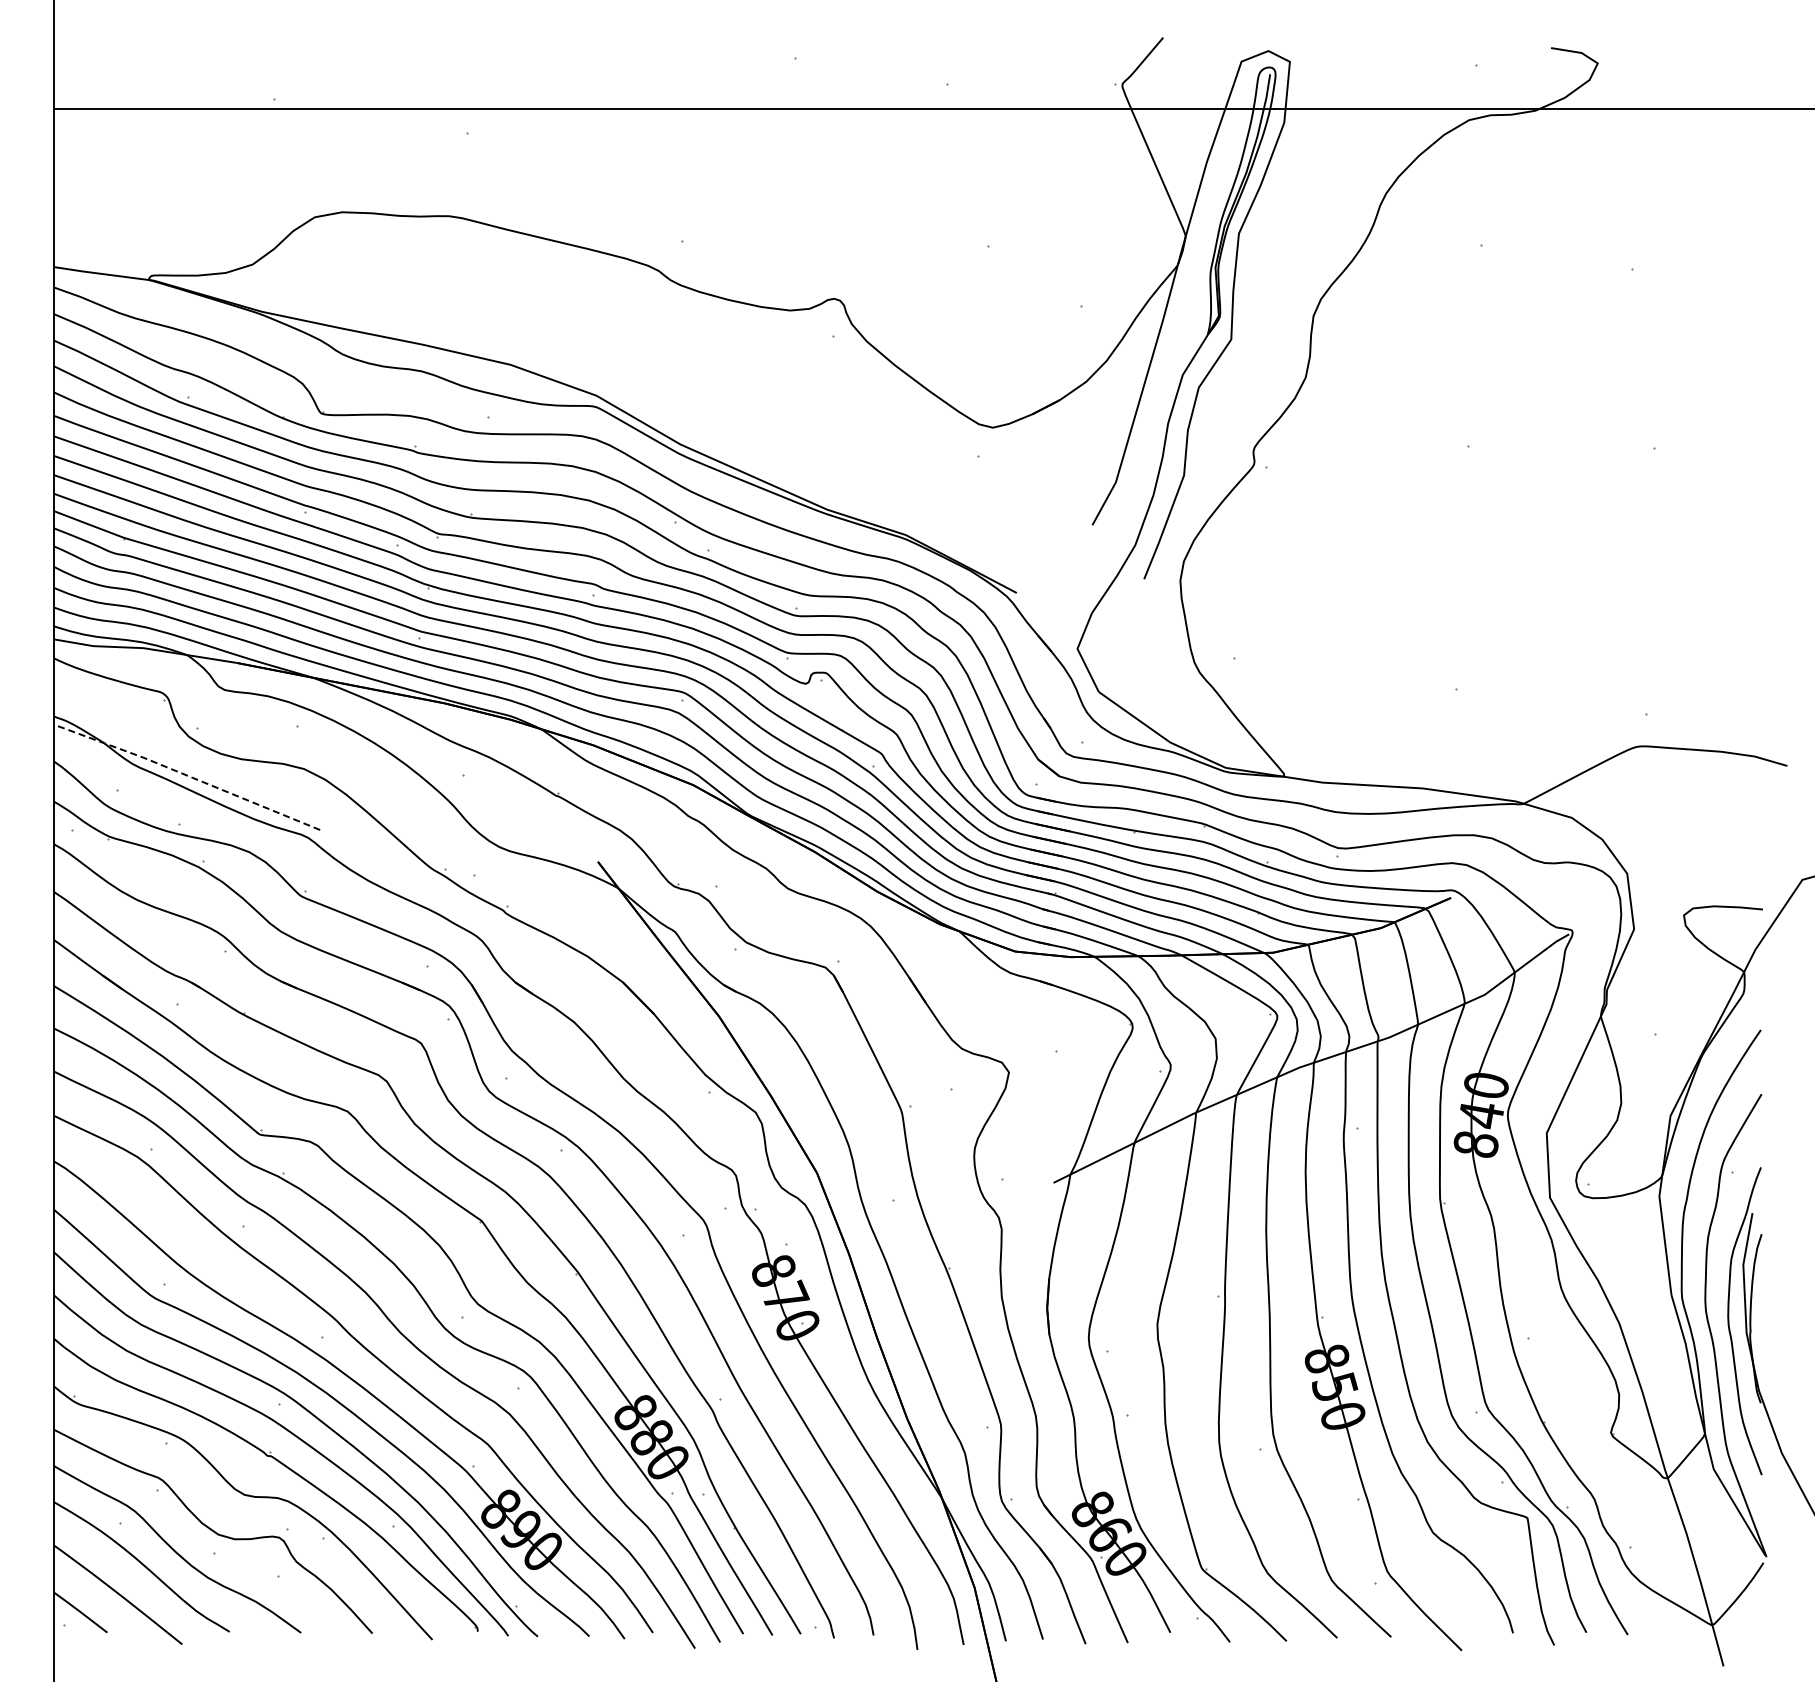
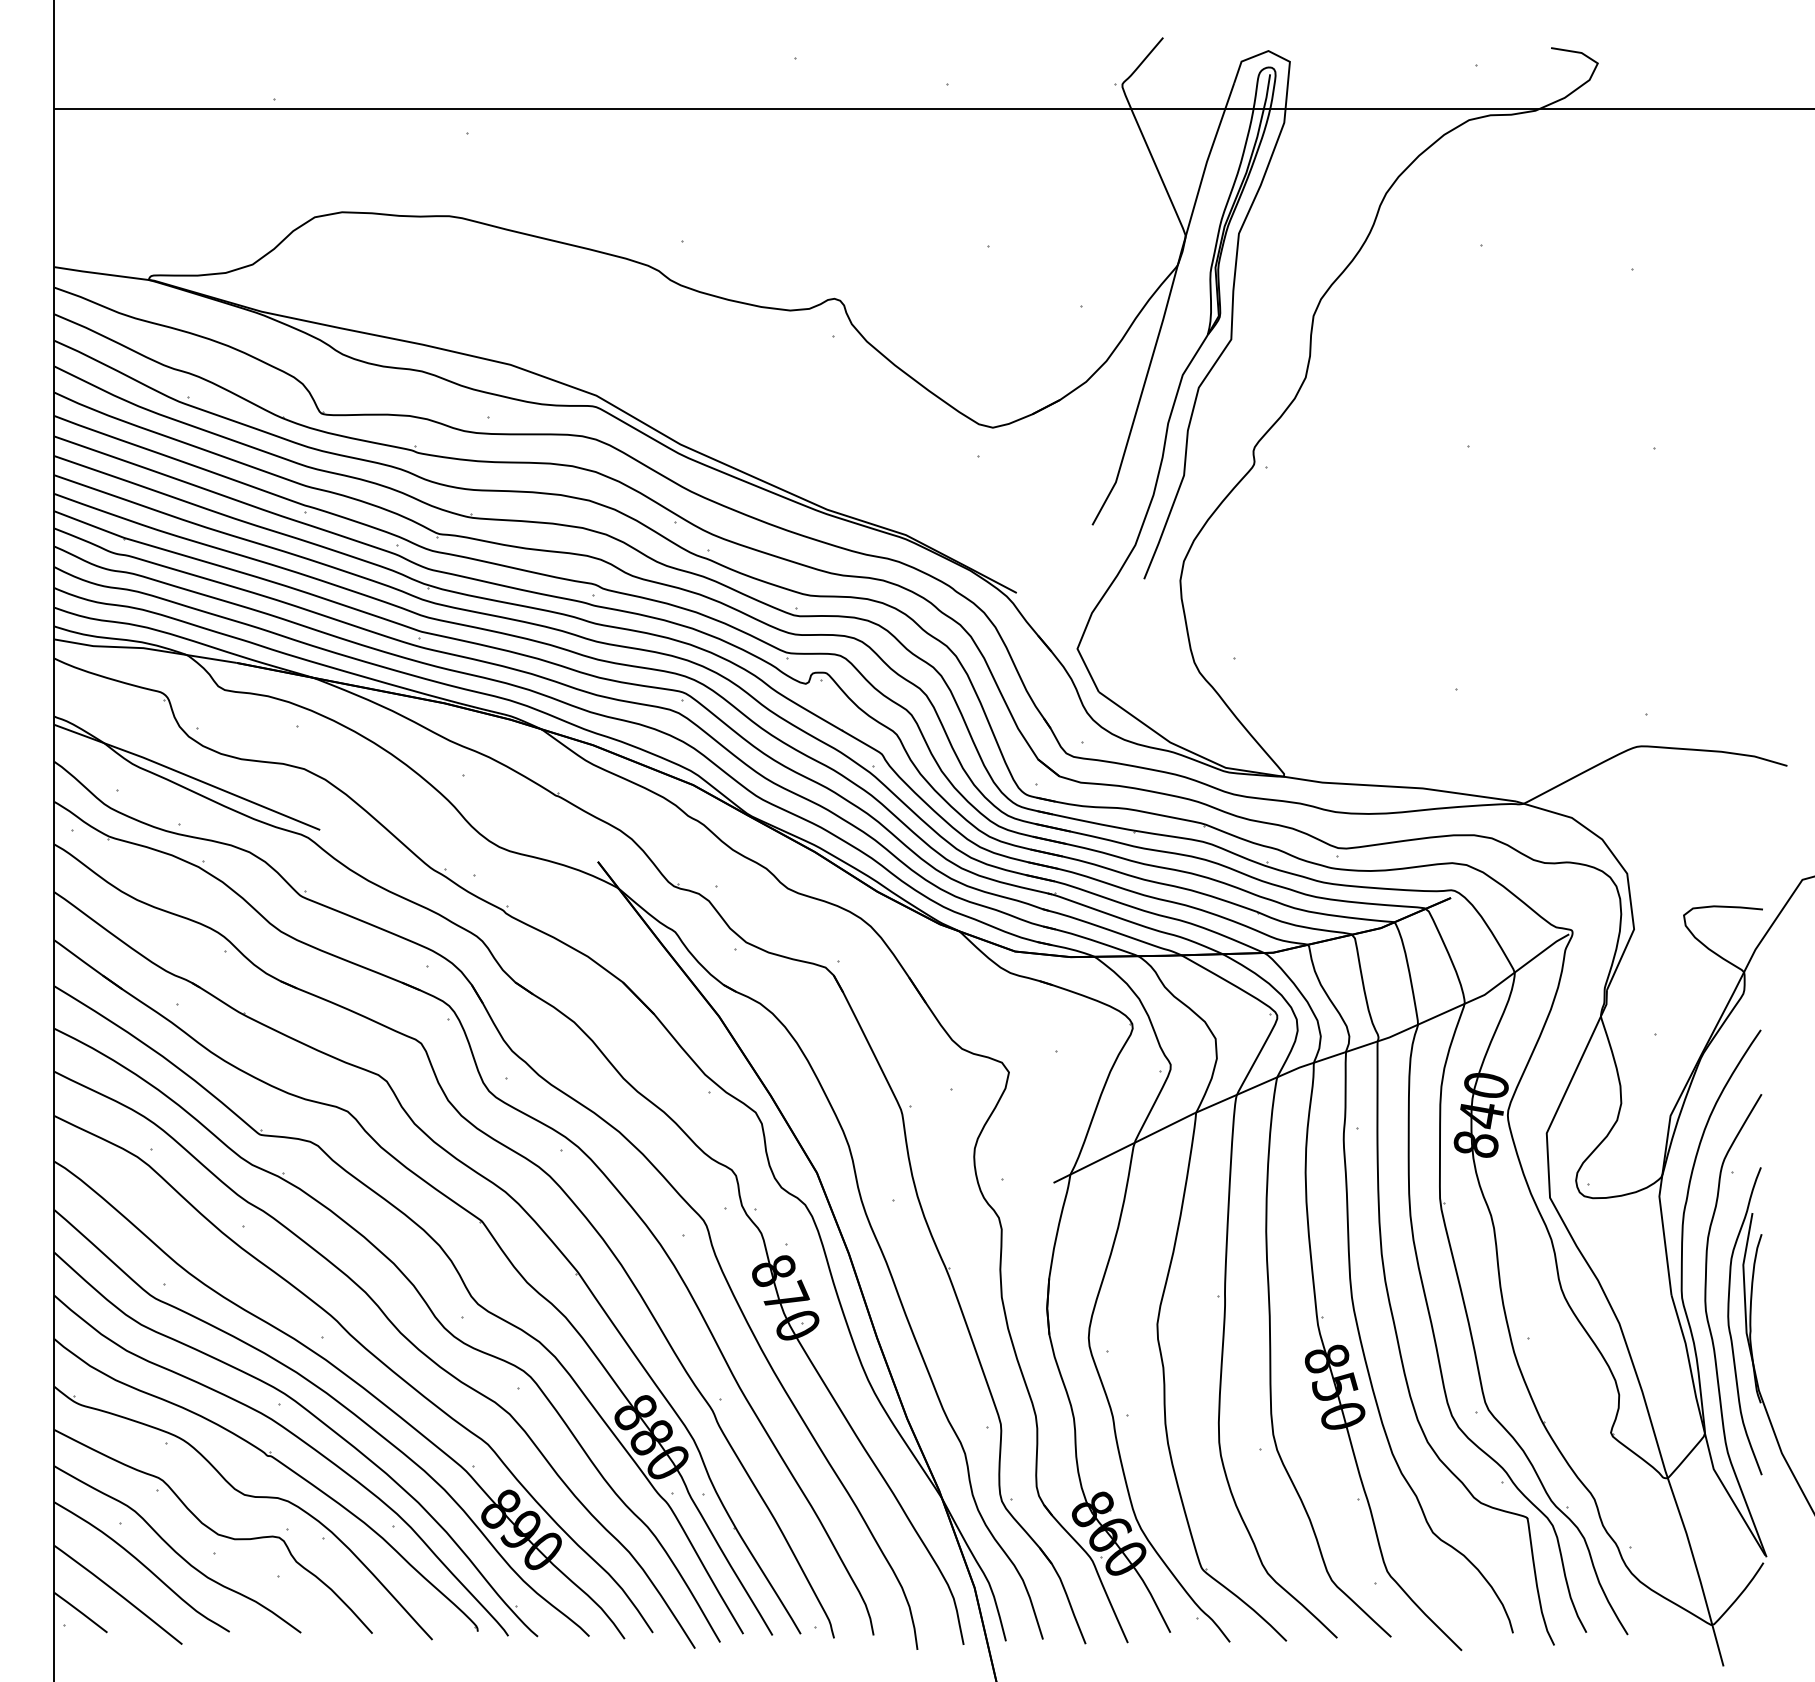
line: dashed -> solid (187, 775)
